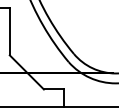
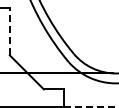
line: solid -> dashed (9, 31)
line: solid -> dashed (91, 106)
